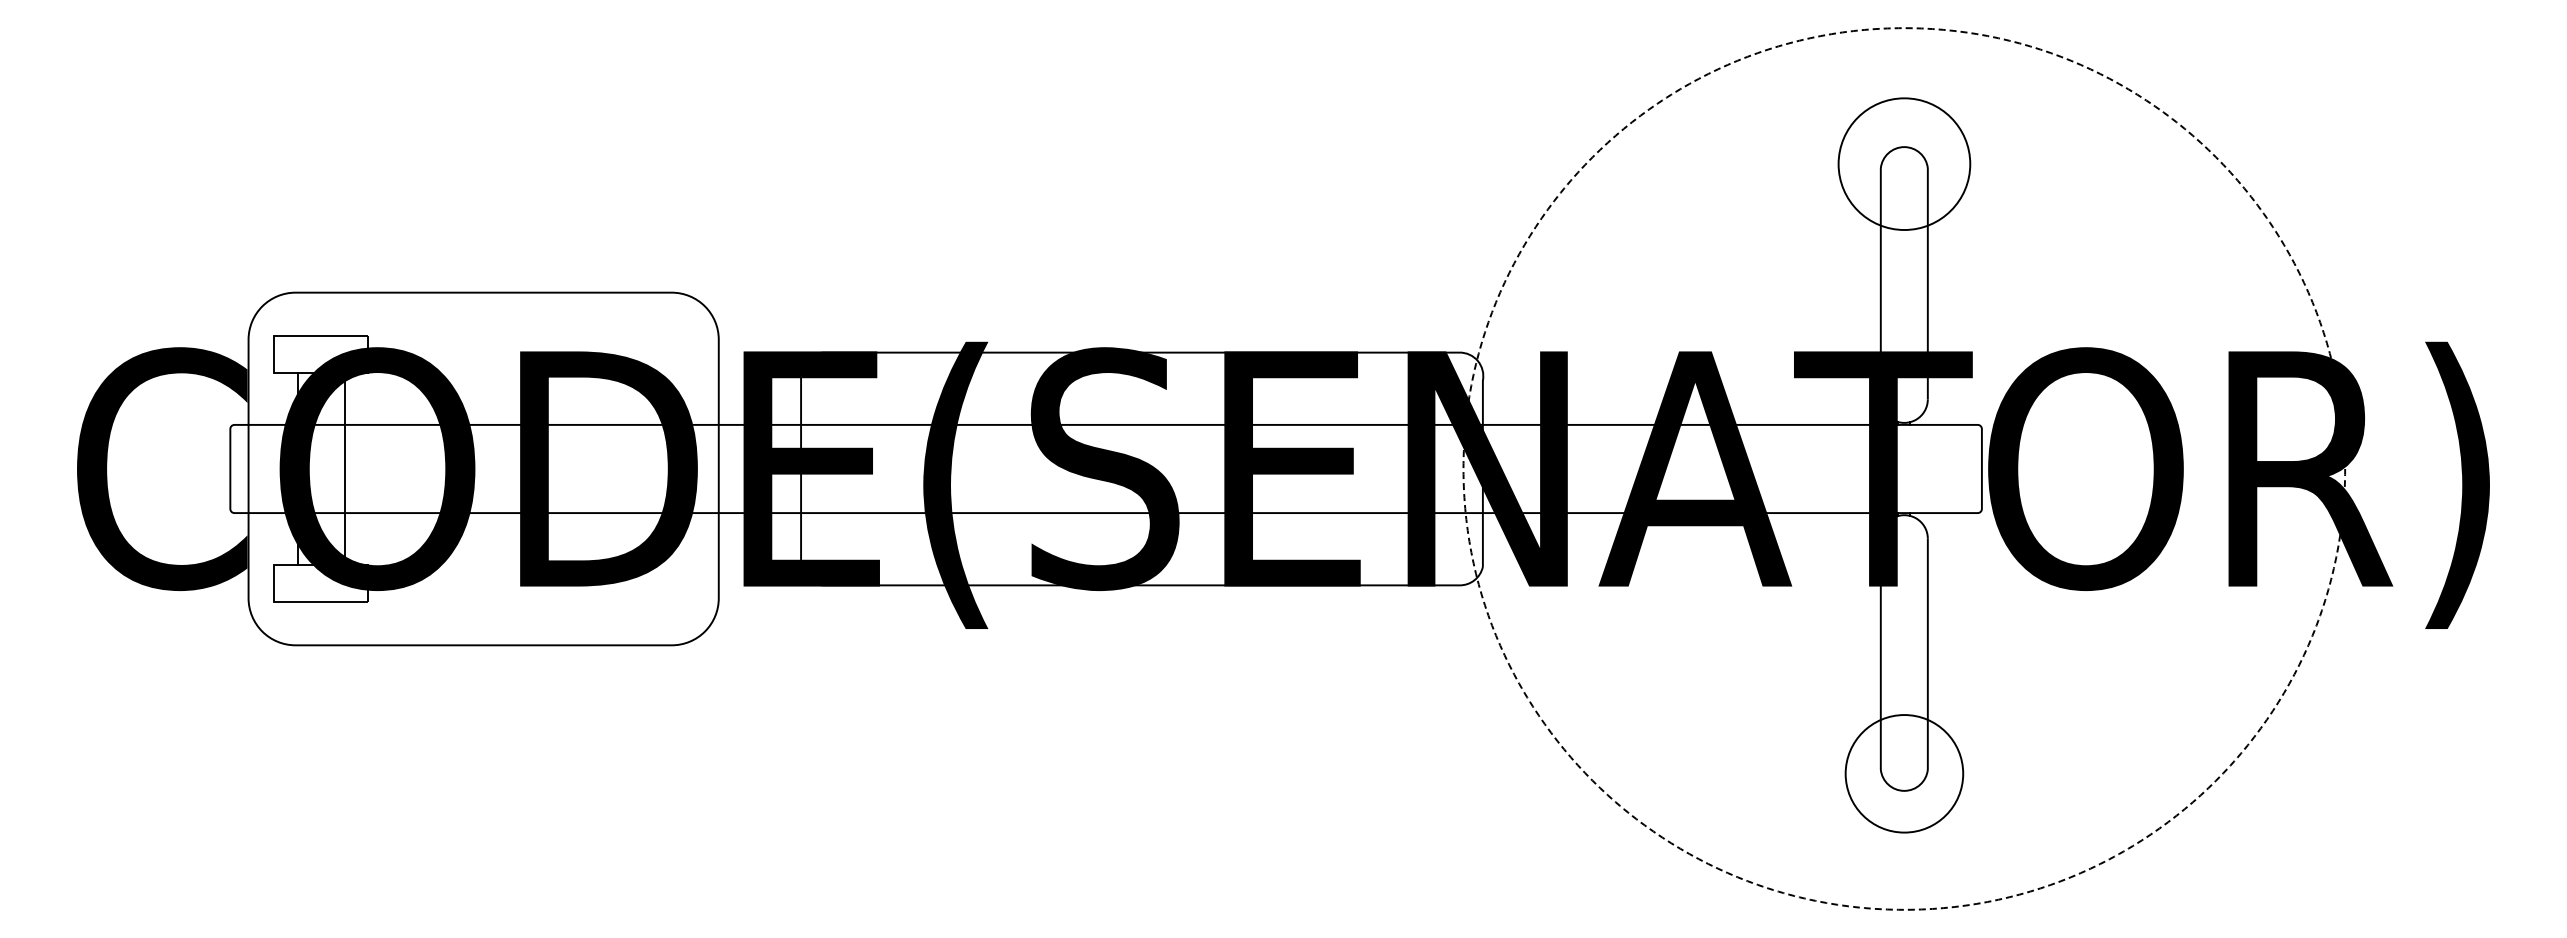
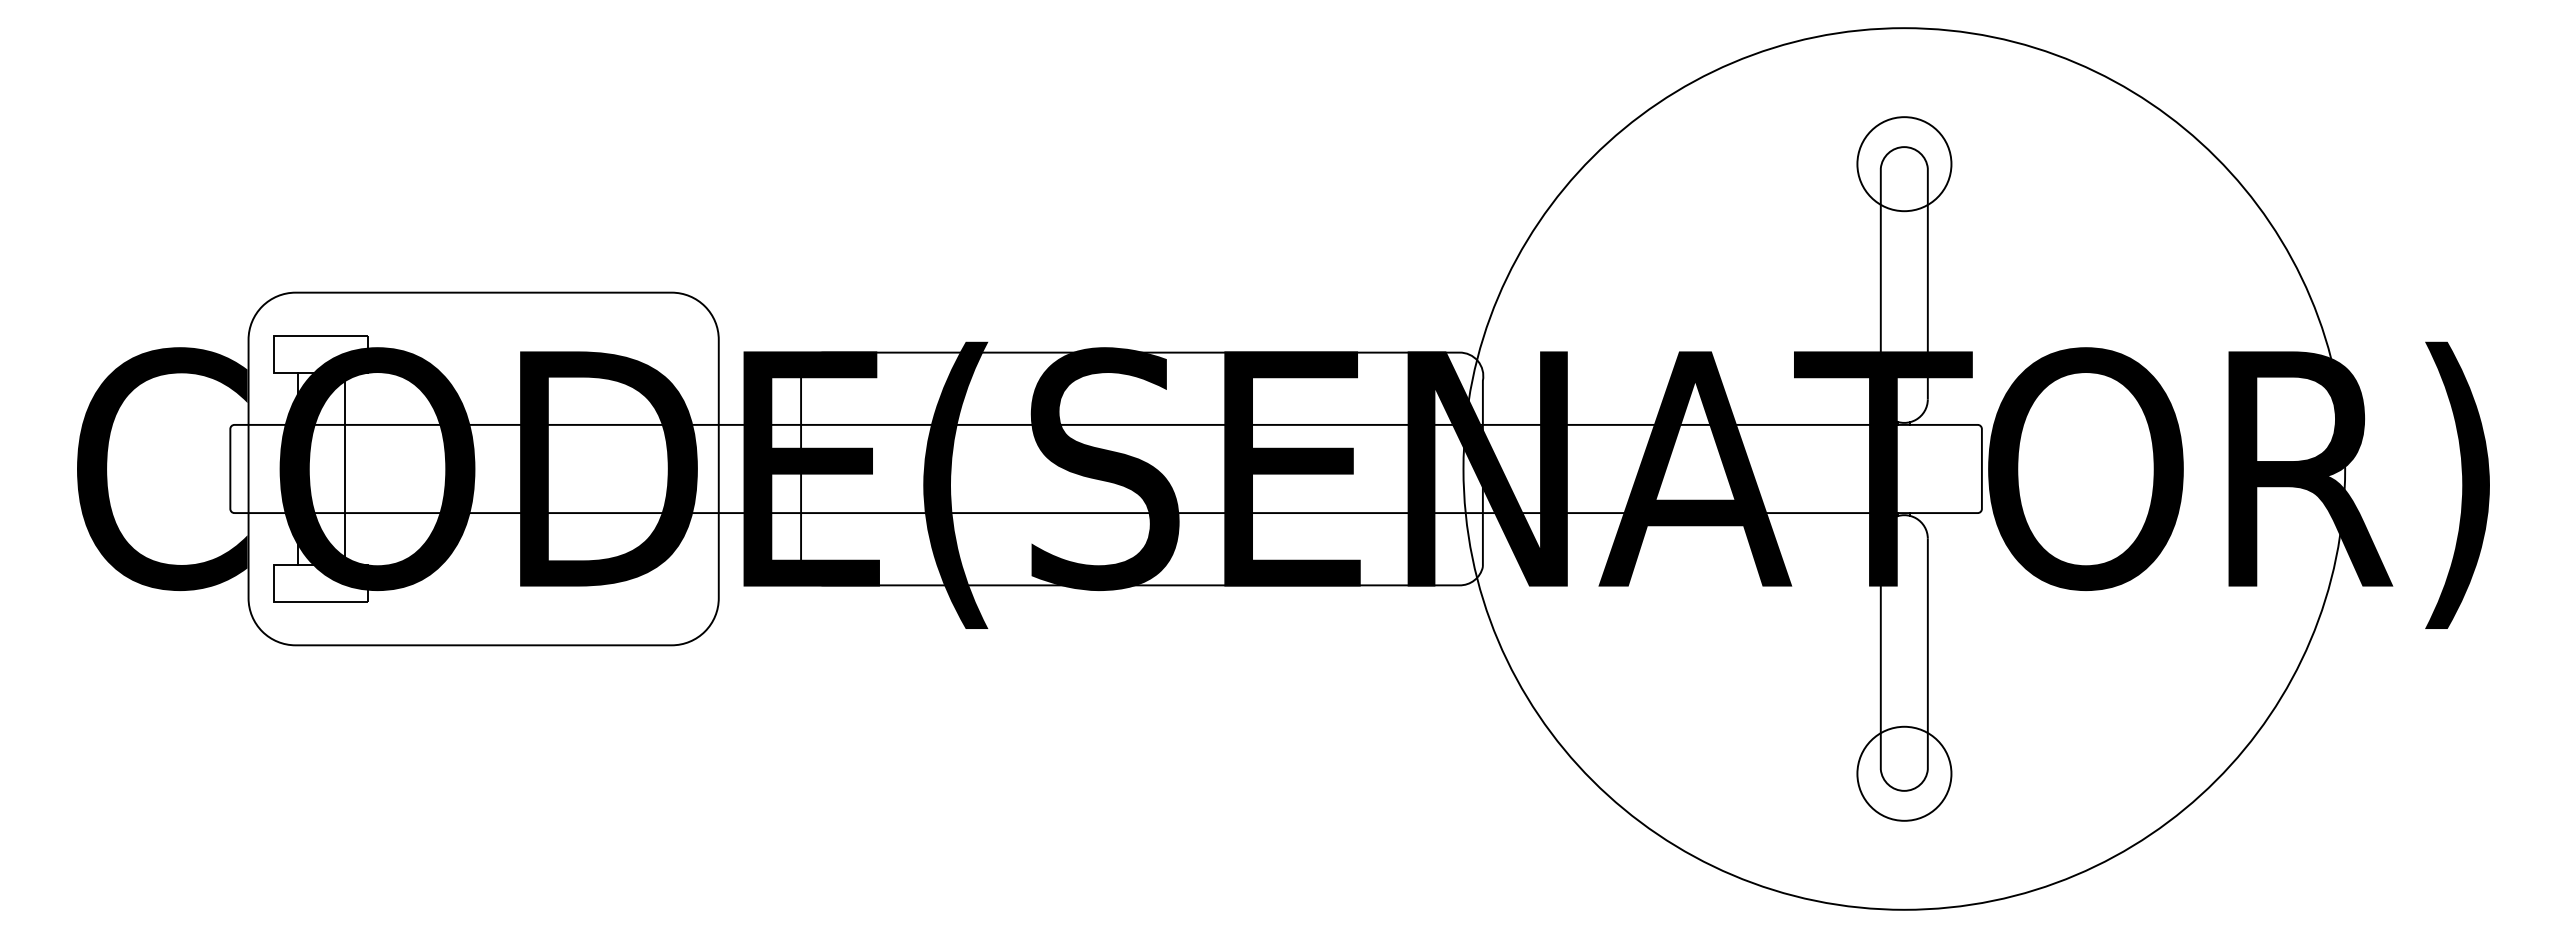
circle diameter: 132 px -> 94 px (1904, 164)
circle: dashed -> solid (1904, 468)
circle diameter: 118 px -> 94 px (1904, 773)
